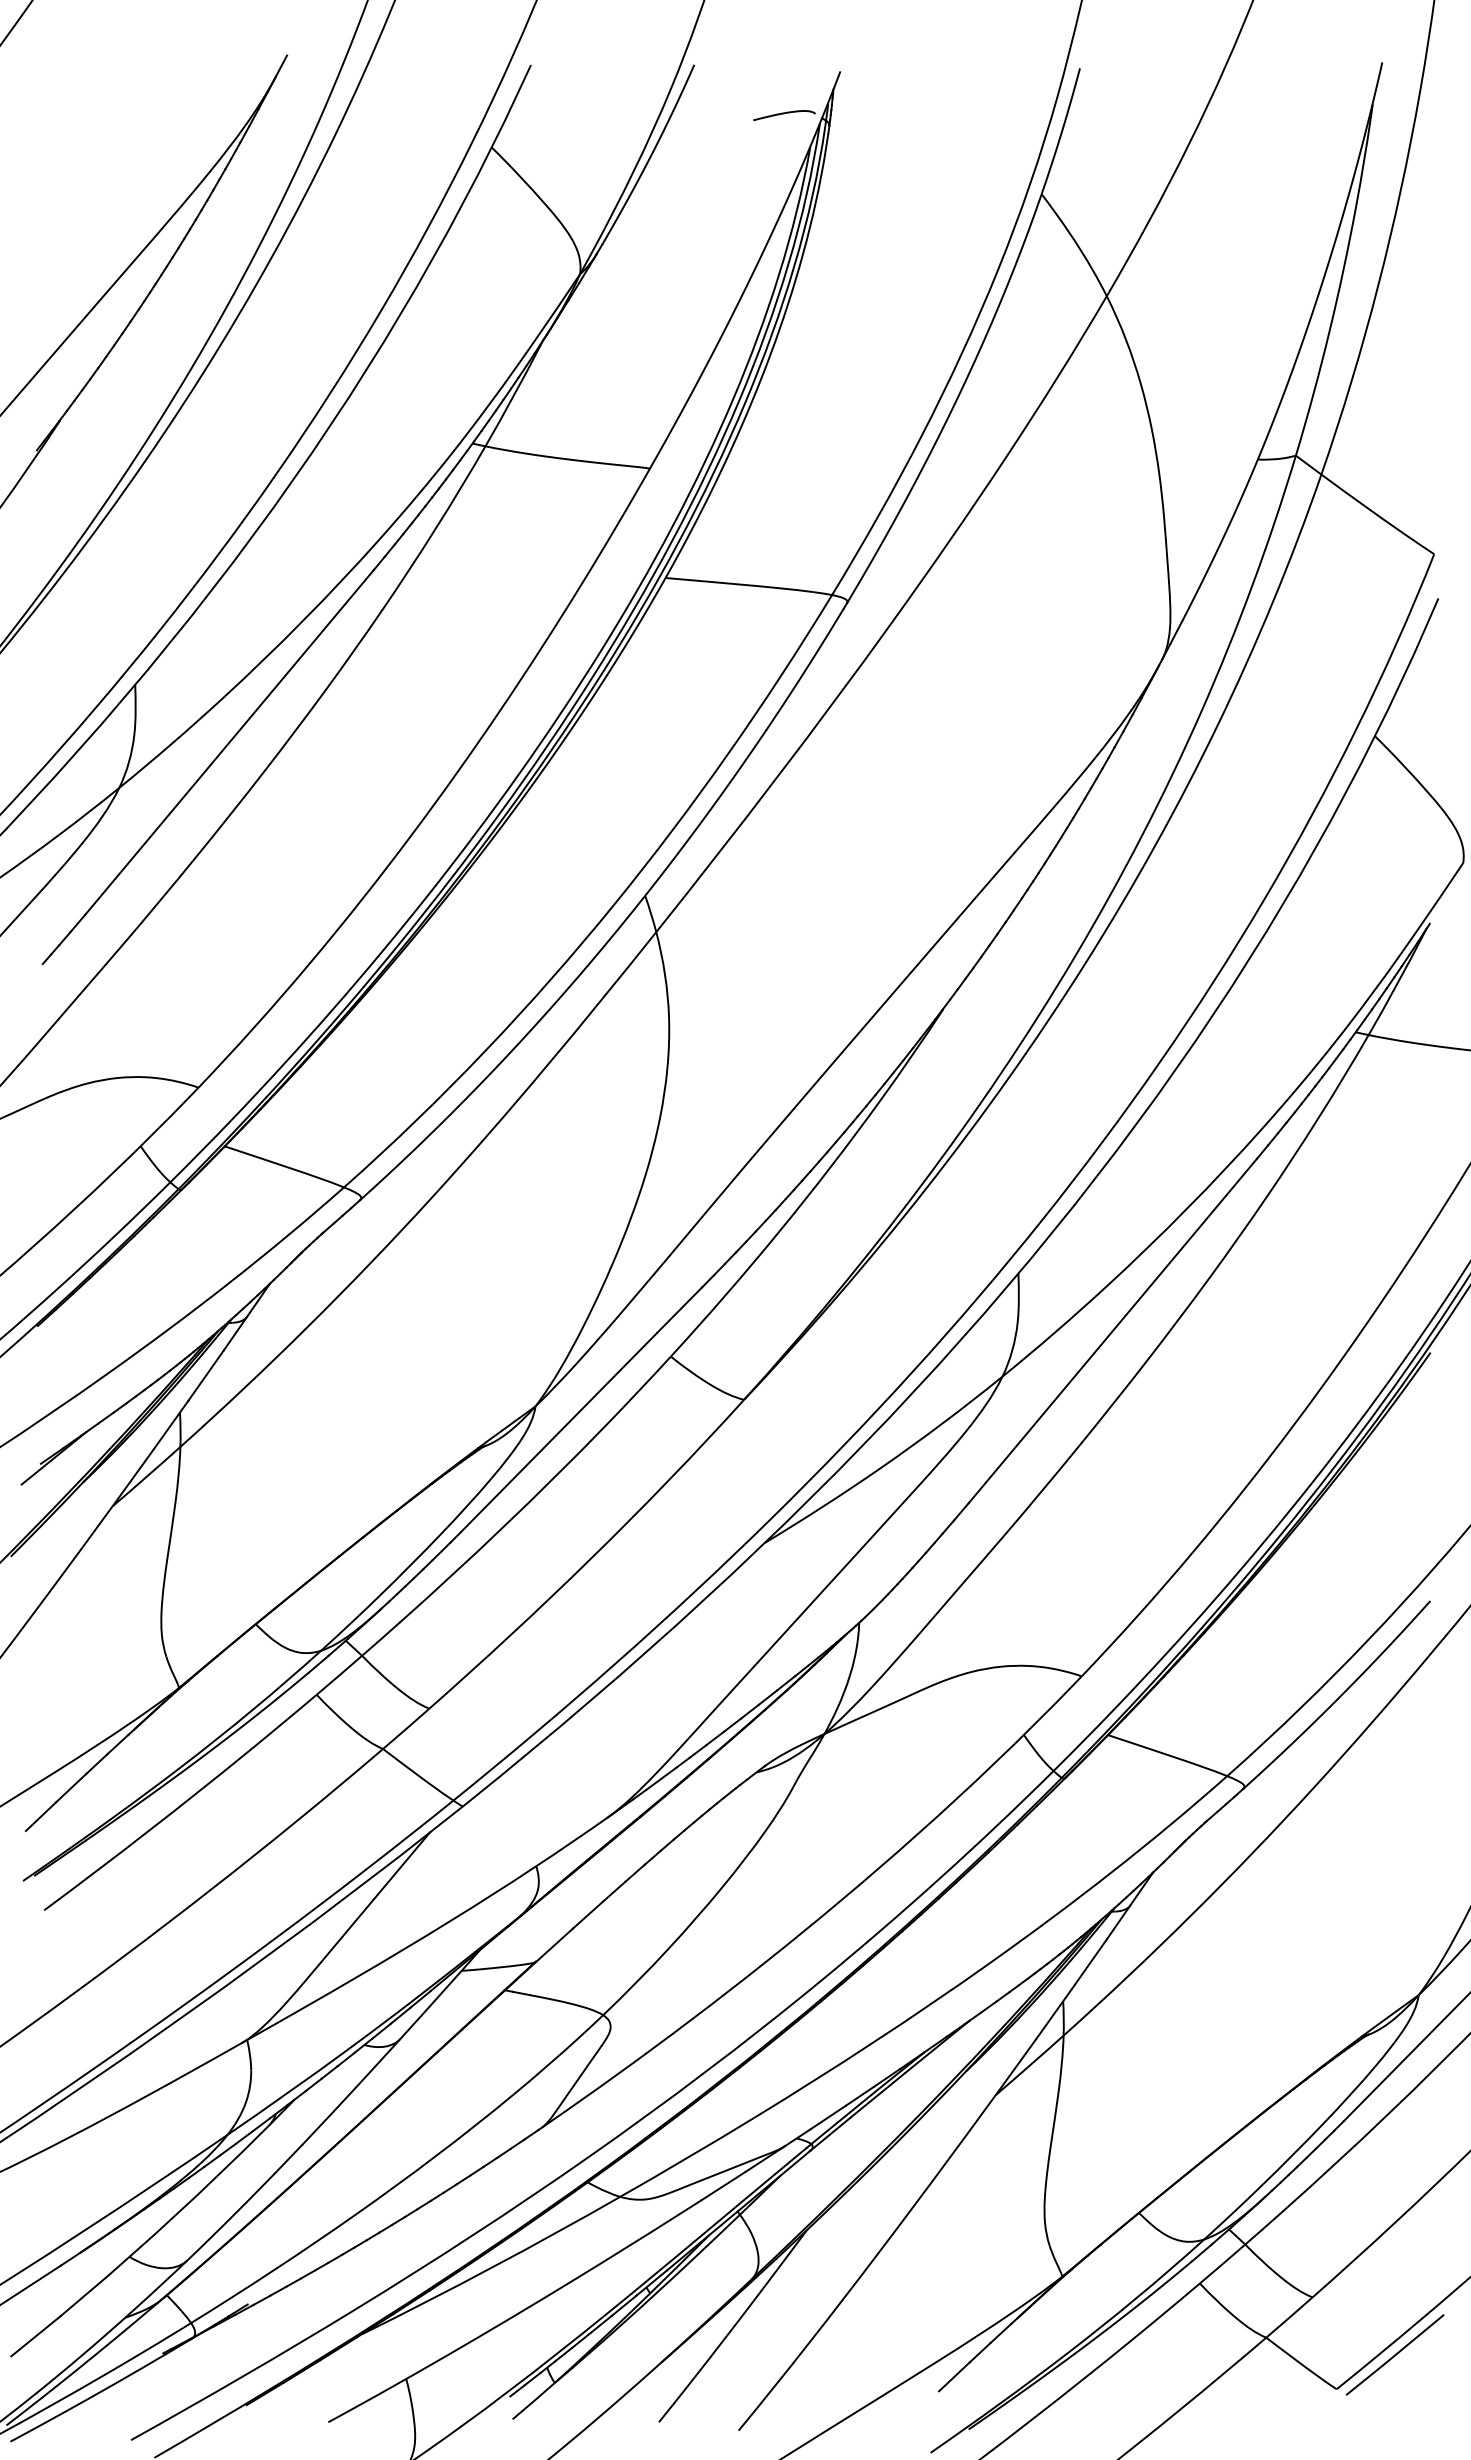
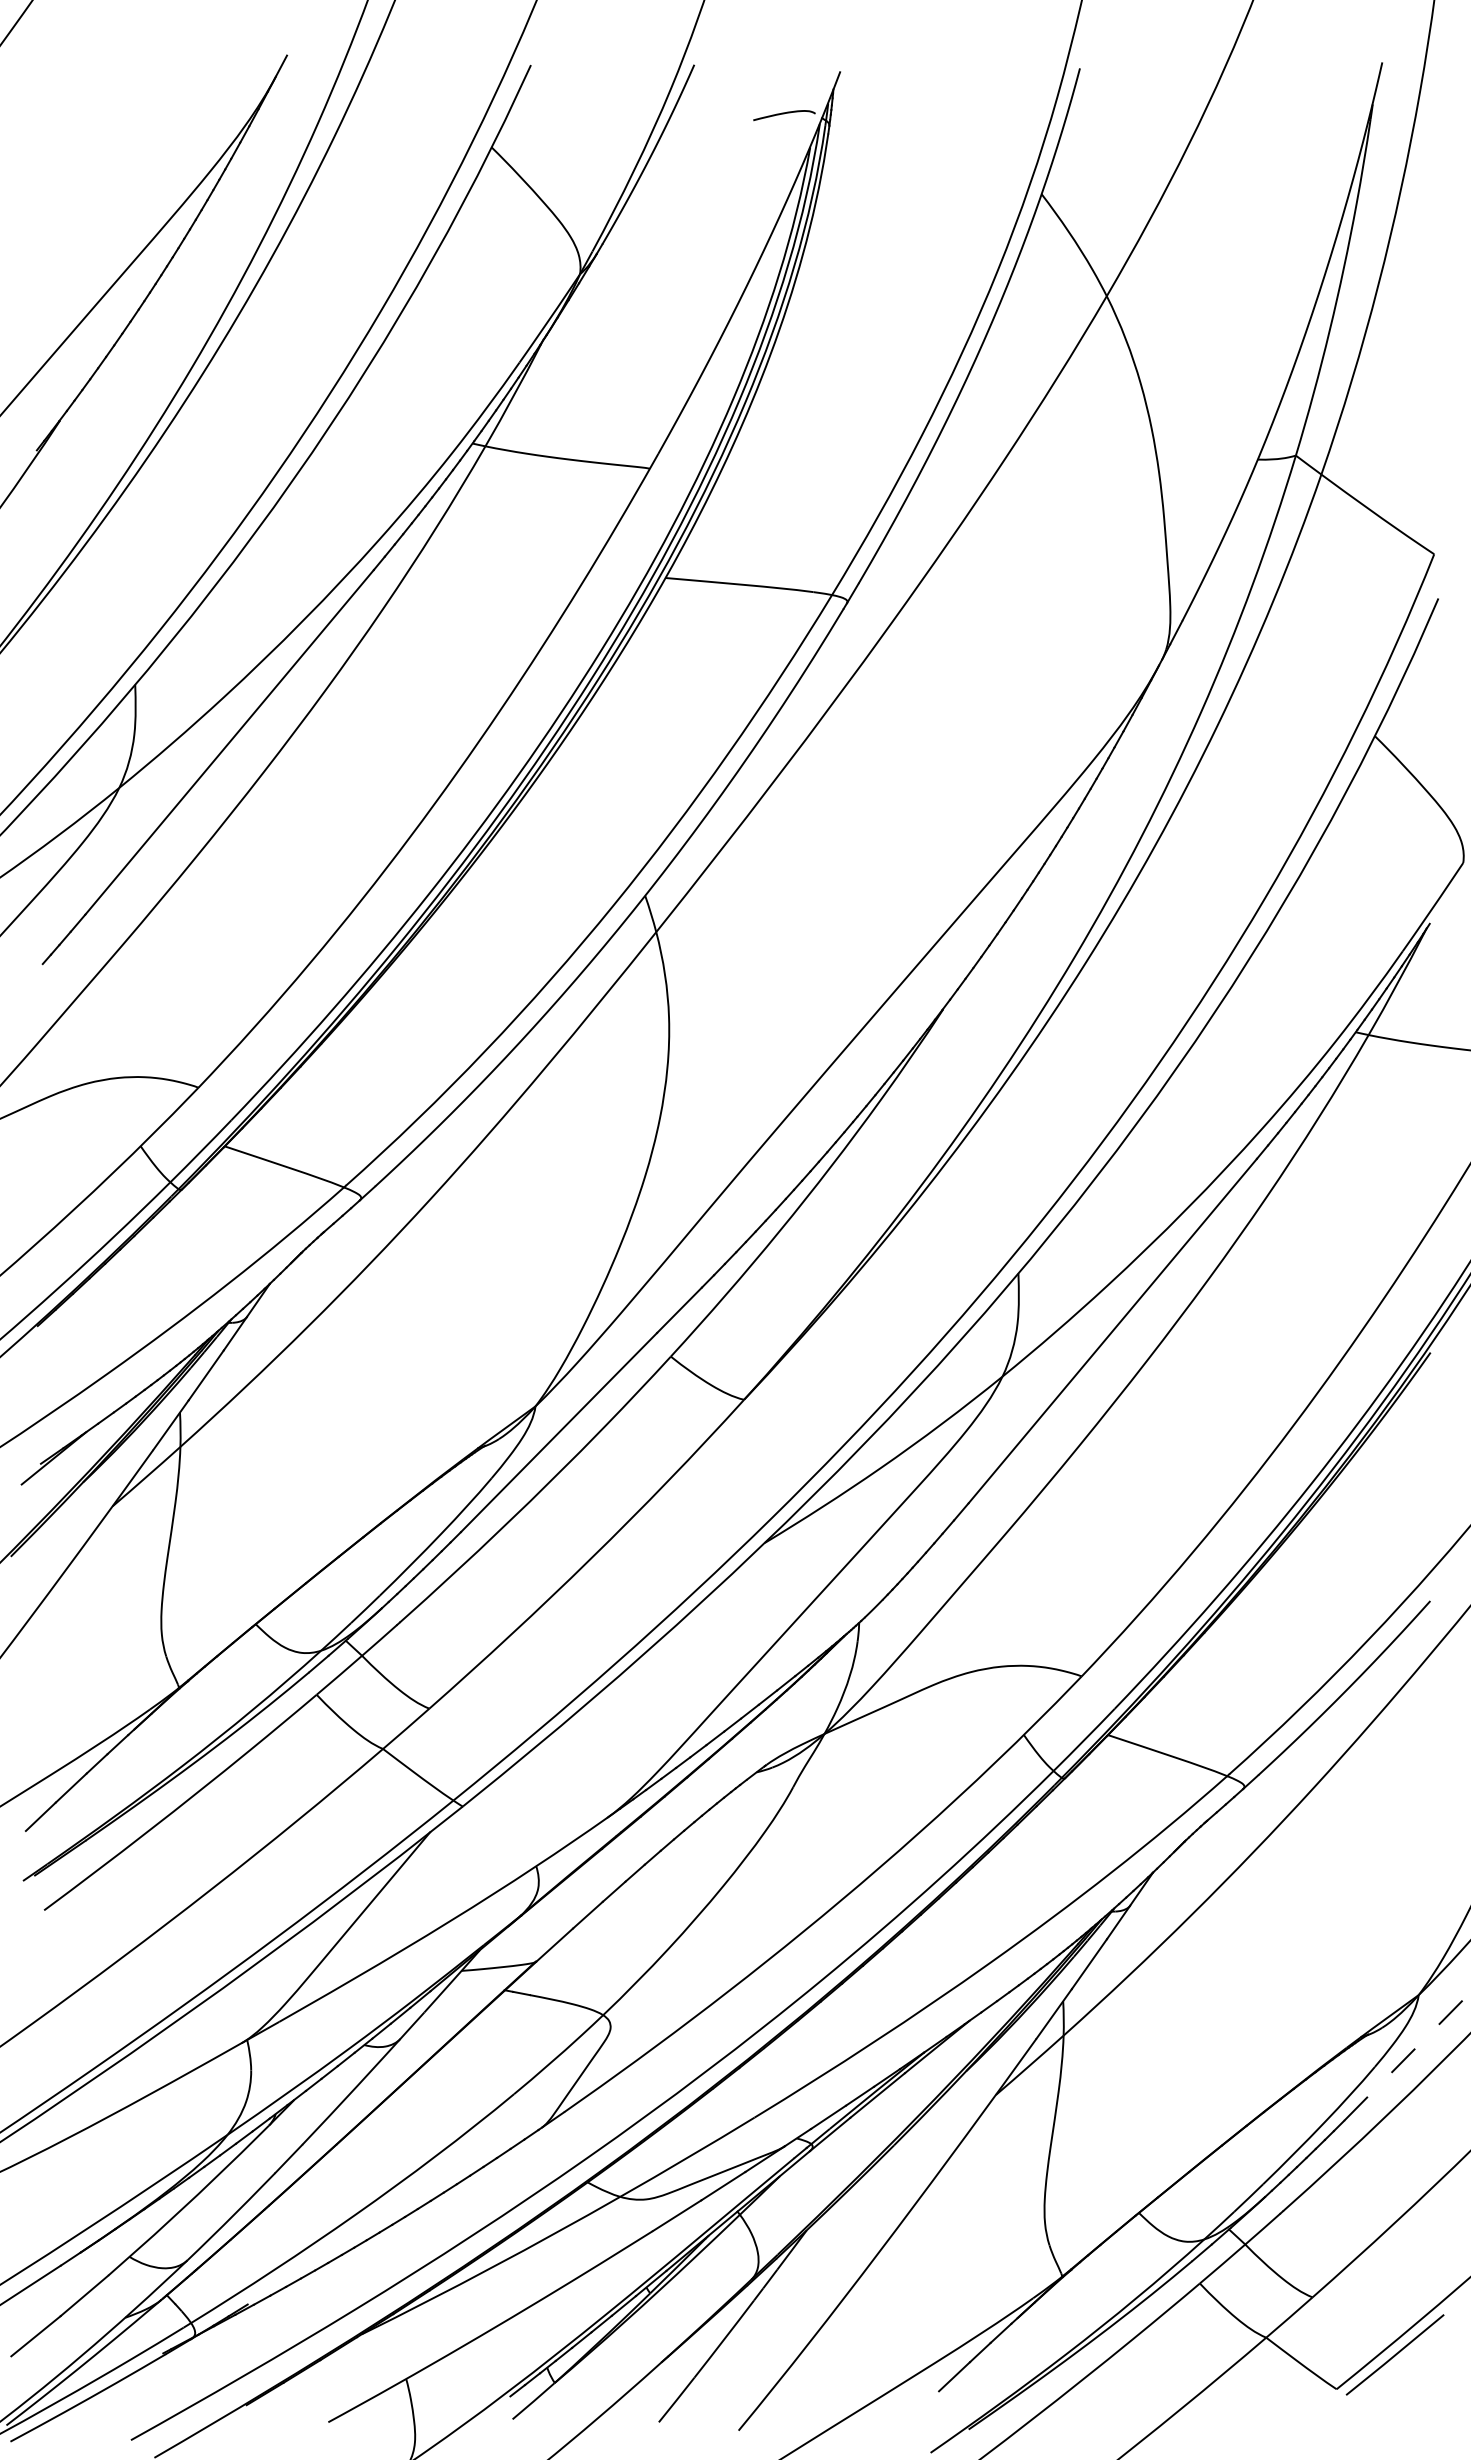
line: solid -> dashed (1407, 2056)
